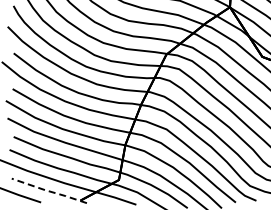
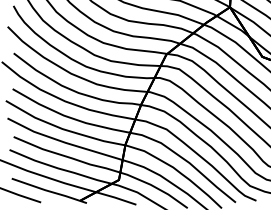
line: dashed -> solid (49, 191)
